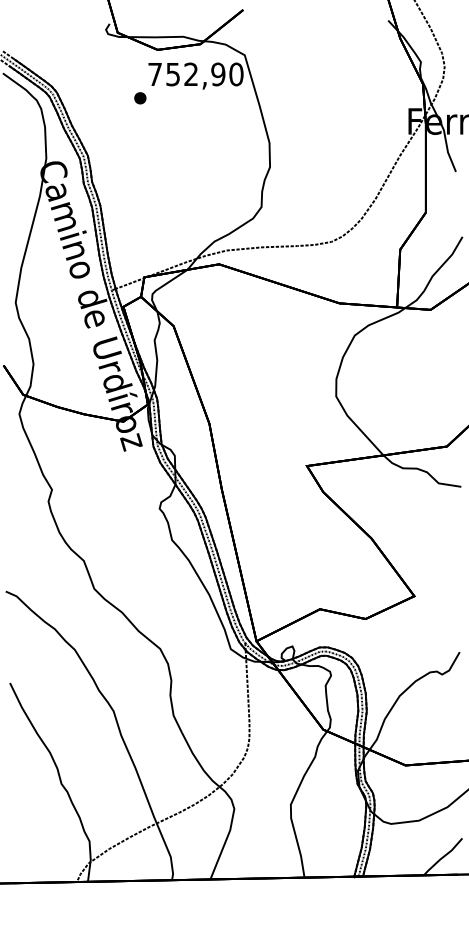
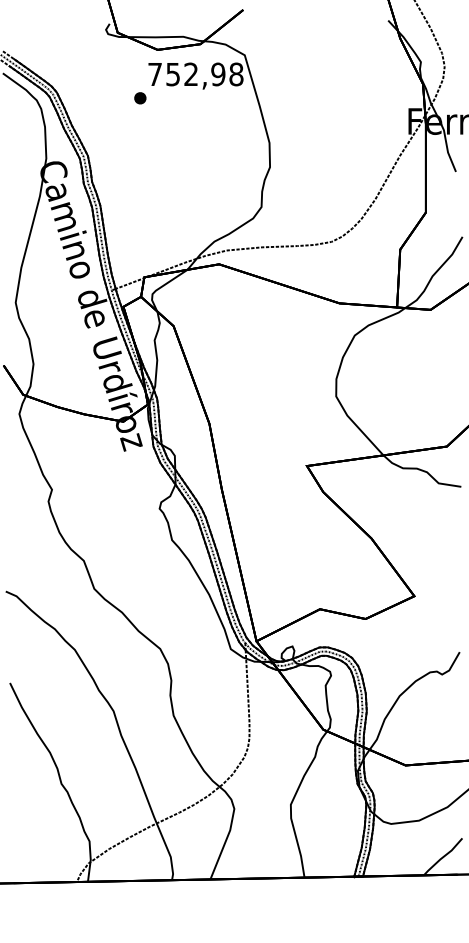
text: 752,90 -> 752,98 (236, 74)
